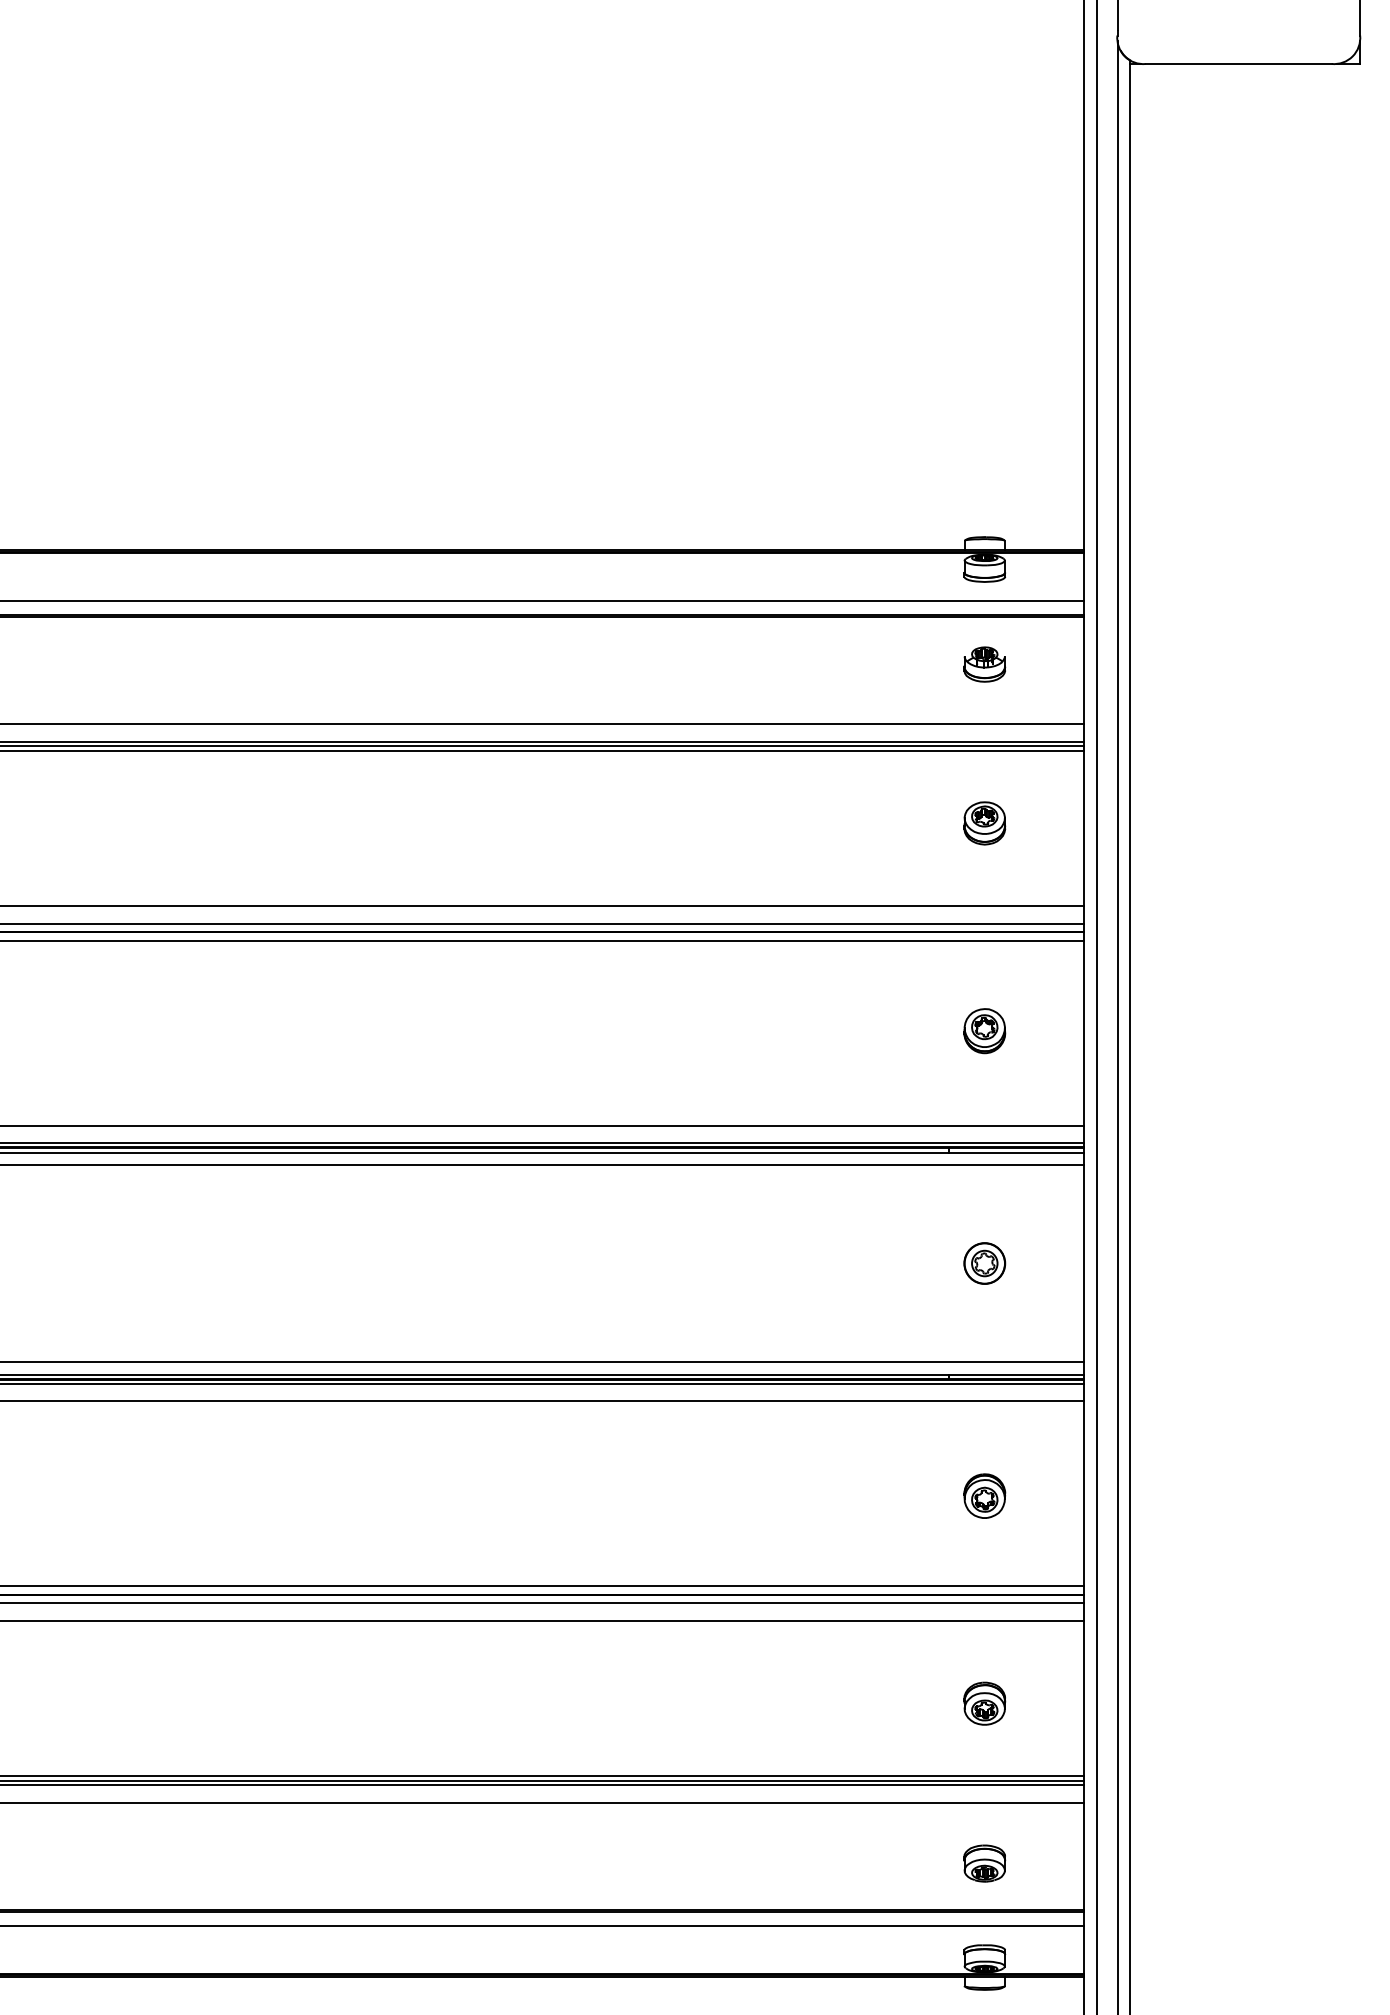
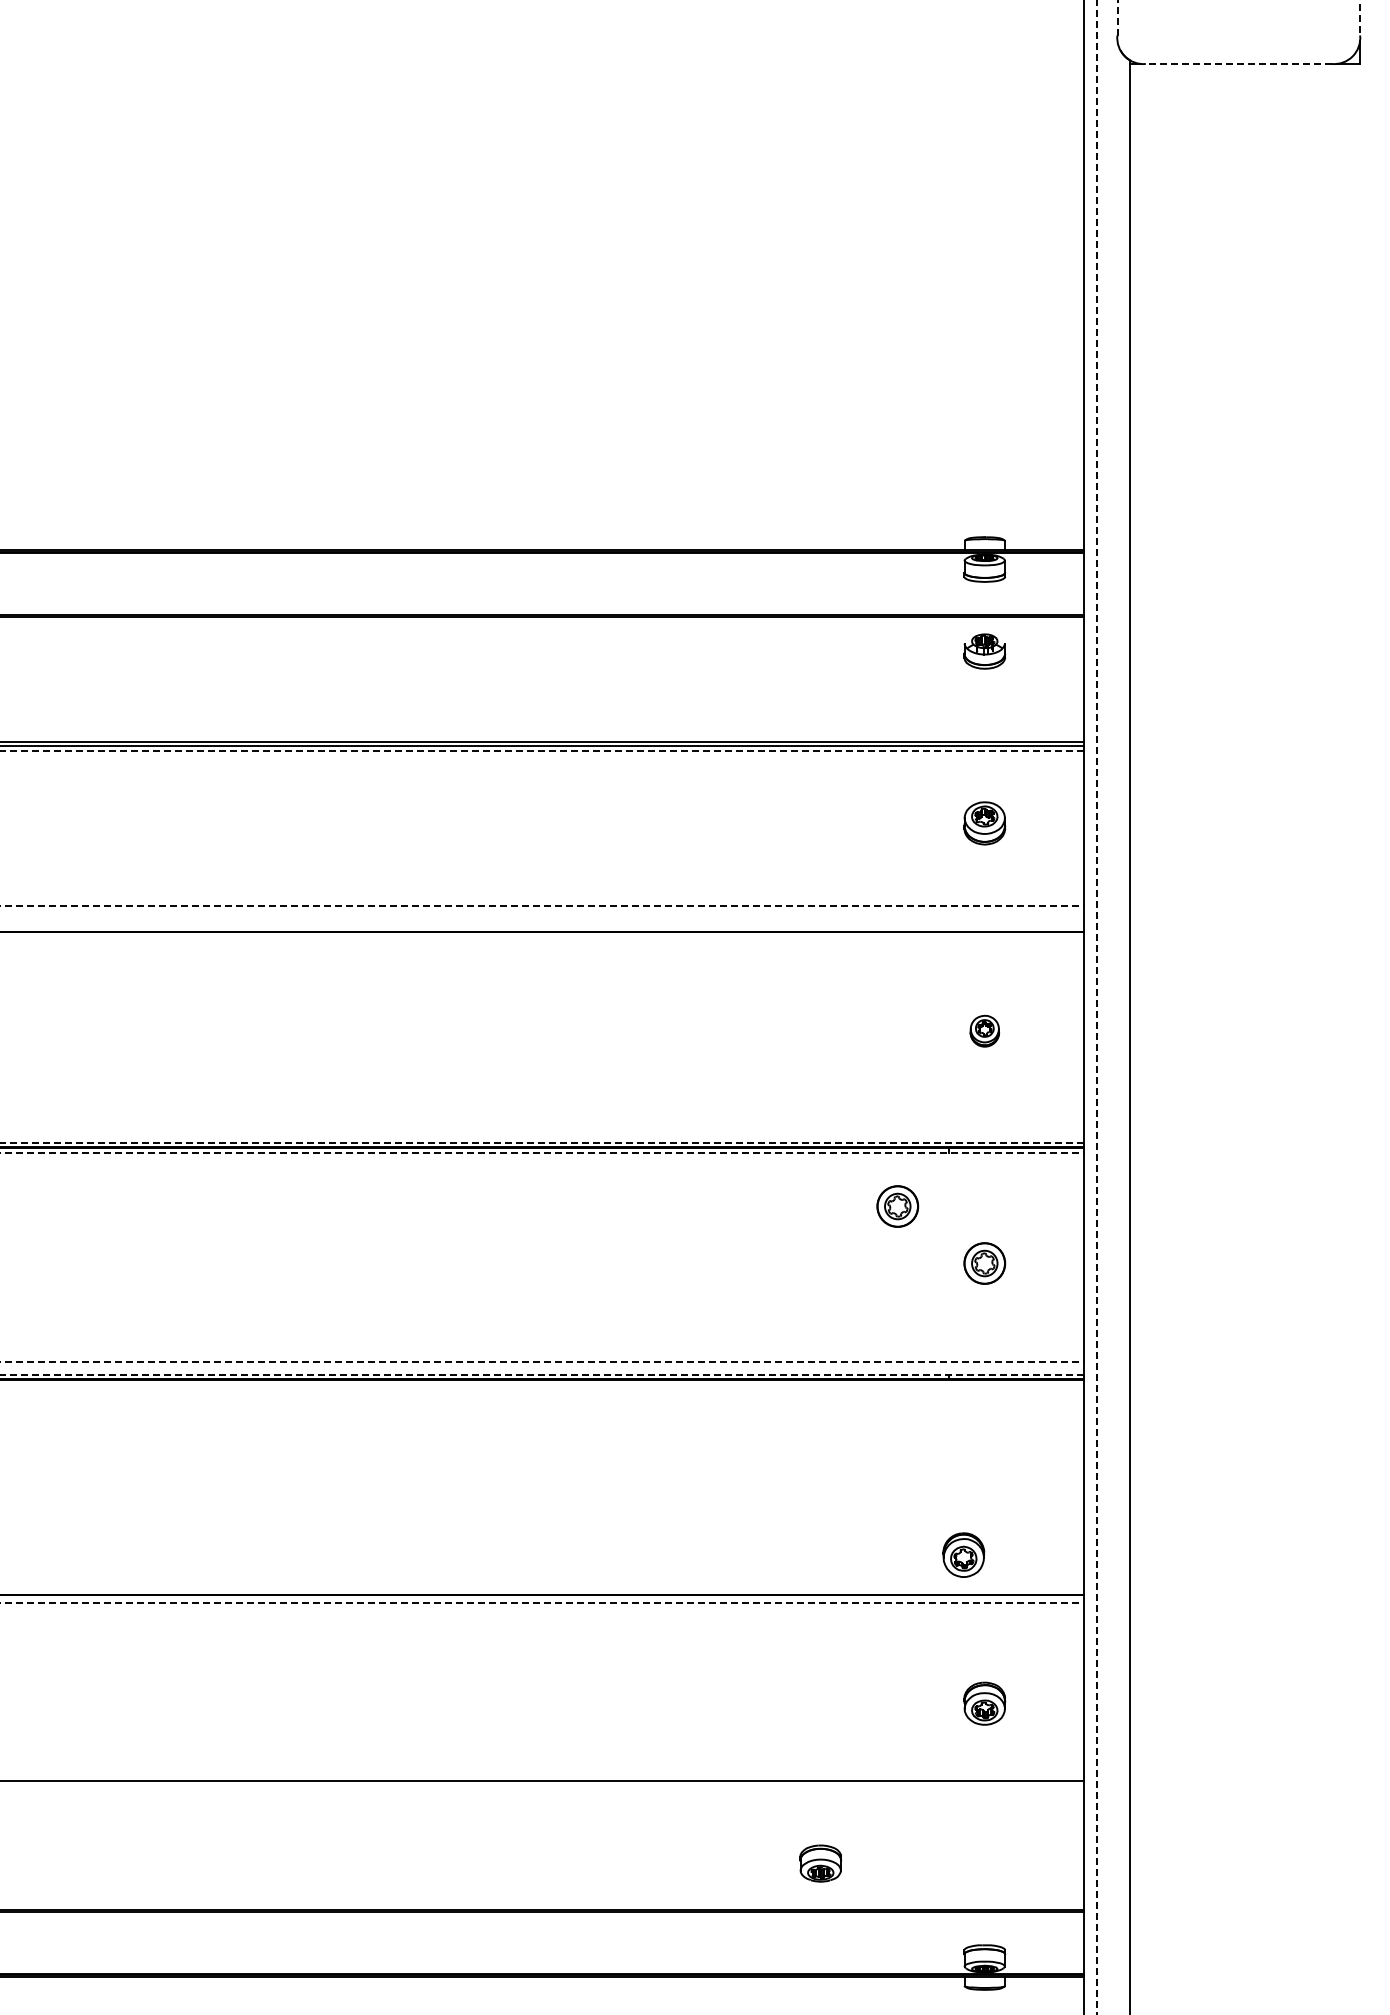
line: solid -> dashed (1117, 17)
line: solid -> dashed (1360, 18)
line: solid -> dashed (1238, 63)
line: present -> none (543, 600)
part position: (984, 664) -> (984, 651) (984, 651)
line: present -> none (543, 724)
line: solid -> dashed (542, 750)
line: solid -> dashed (542, 905)
line: present -> none (543, 924)
line: present -> none (543, 940)
line: solid -> dashed (1097, 1007)
line: present -> none (1117, 1025)
part size: 44x47 px -> 31x34 px (984, 1030)
line: present -> none (543, 1126)
line: solid -> dashed (542, 1142)
line: solid -> dashed (542, 1152)
line: present -> none (543, 1165)
part: none -> present (897, 1206)
line: solid -> dashed (542, 1361)
line: solid -> dashed (542, 1374)
line: present -> none (543, 1384)
line: present -> none (543, 1400)
part position: (984, 1495) -> (963, 1554) (963, 1554)
line: present -> none (543, 1586)
line: solid -> dashed (542, 1603)
line: present -> none (543, 1621)
line: present -> none (543, 1776)
line: present -> none (543, 1785)
line: present -> none (543, 1802)
part position: (984, 1863) -> (820, 1863) (820, 1863)
line: present -> none (543, 1926)
